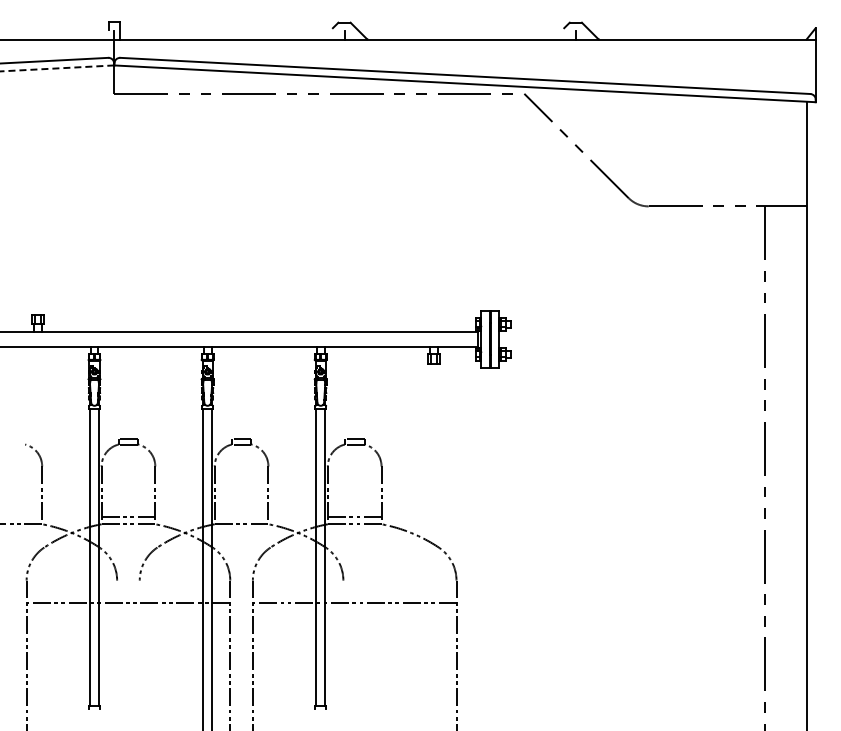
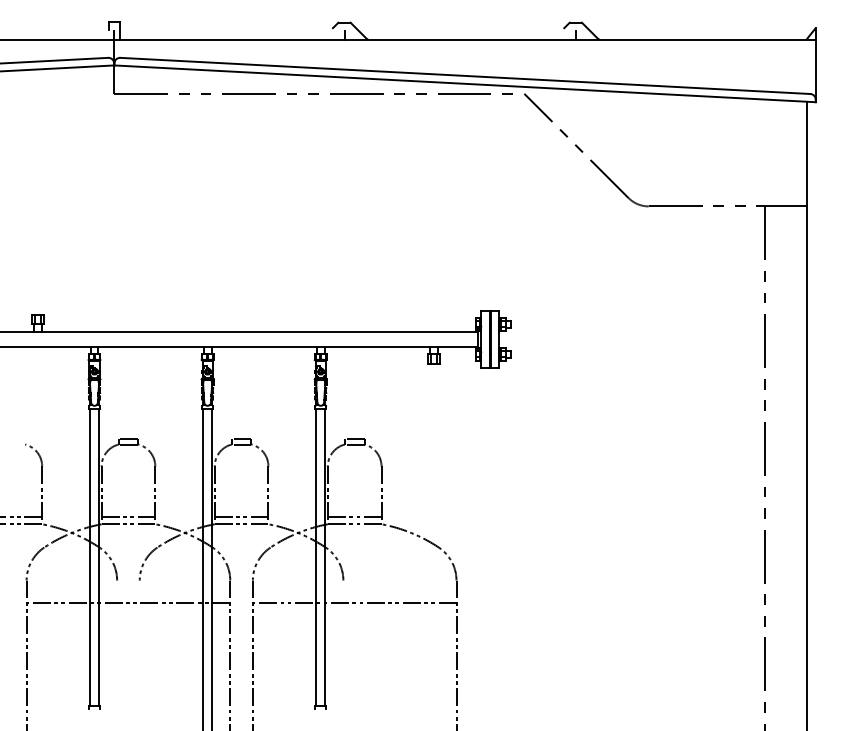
line: dashed -> solid (57, 68)
line: none -> present (22, 517)
line: none -> present (241, 517)
